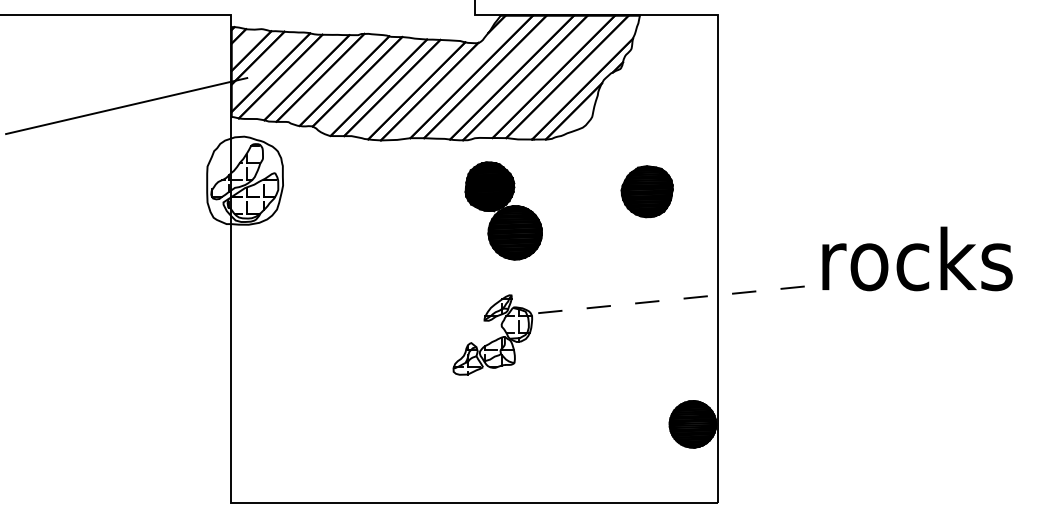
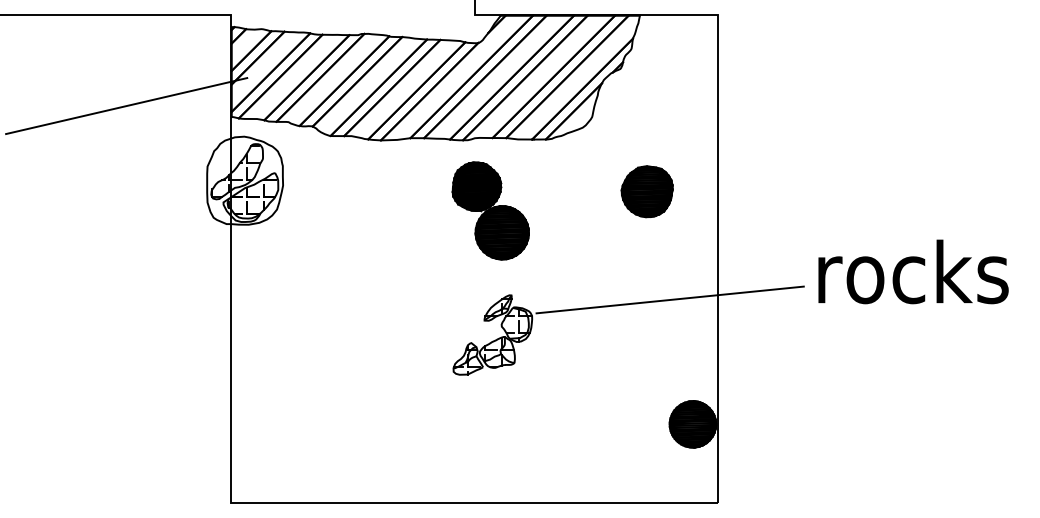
part position: (503, 210) -> (490, 210) (490, 210)
text position: (917, 258) -> (913, 271) (913, 271)
line: dashed -> solid (669, 300)
